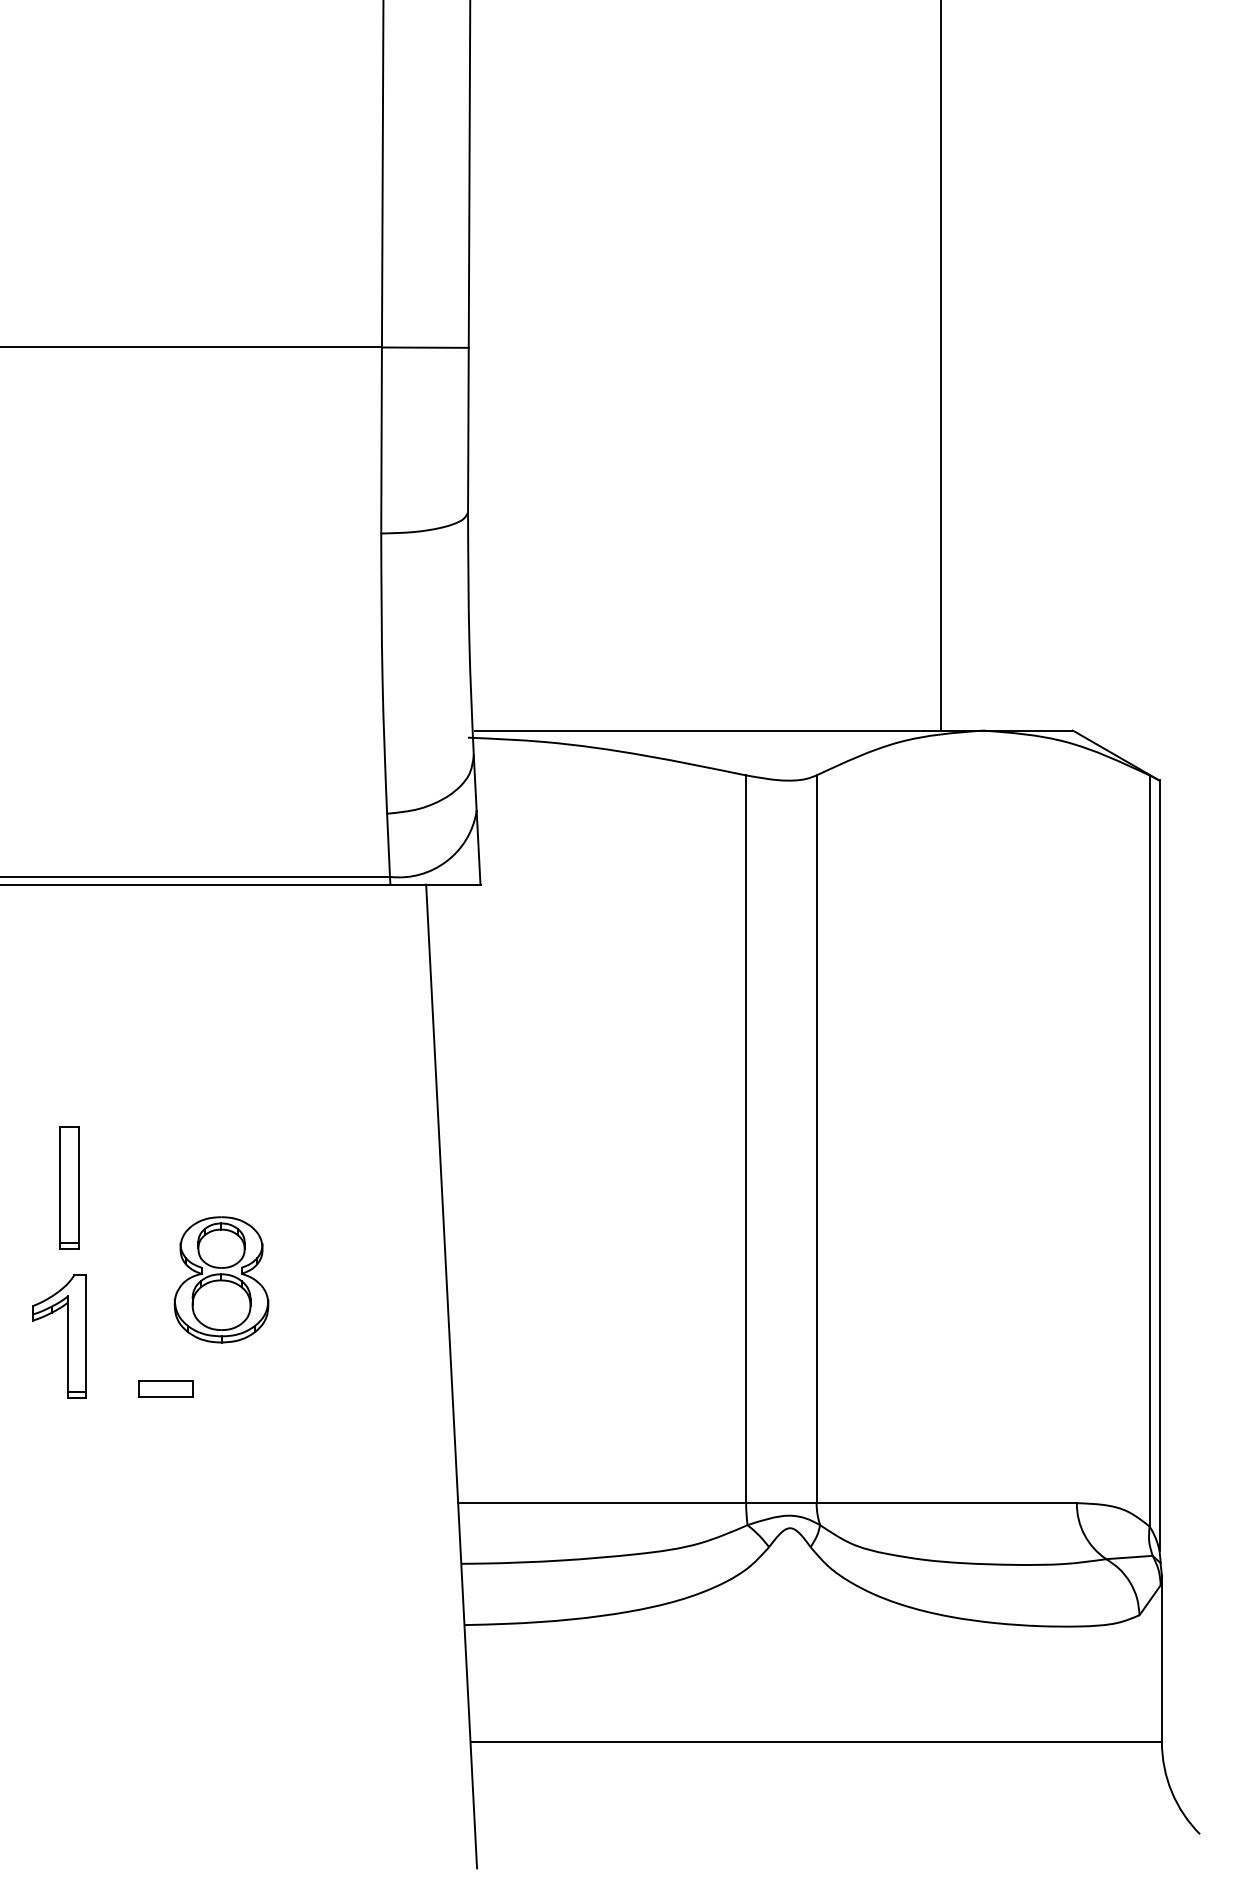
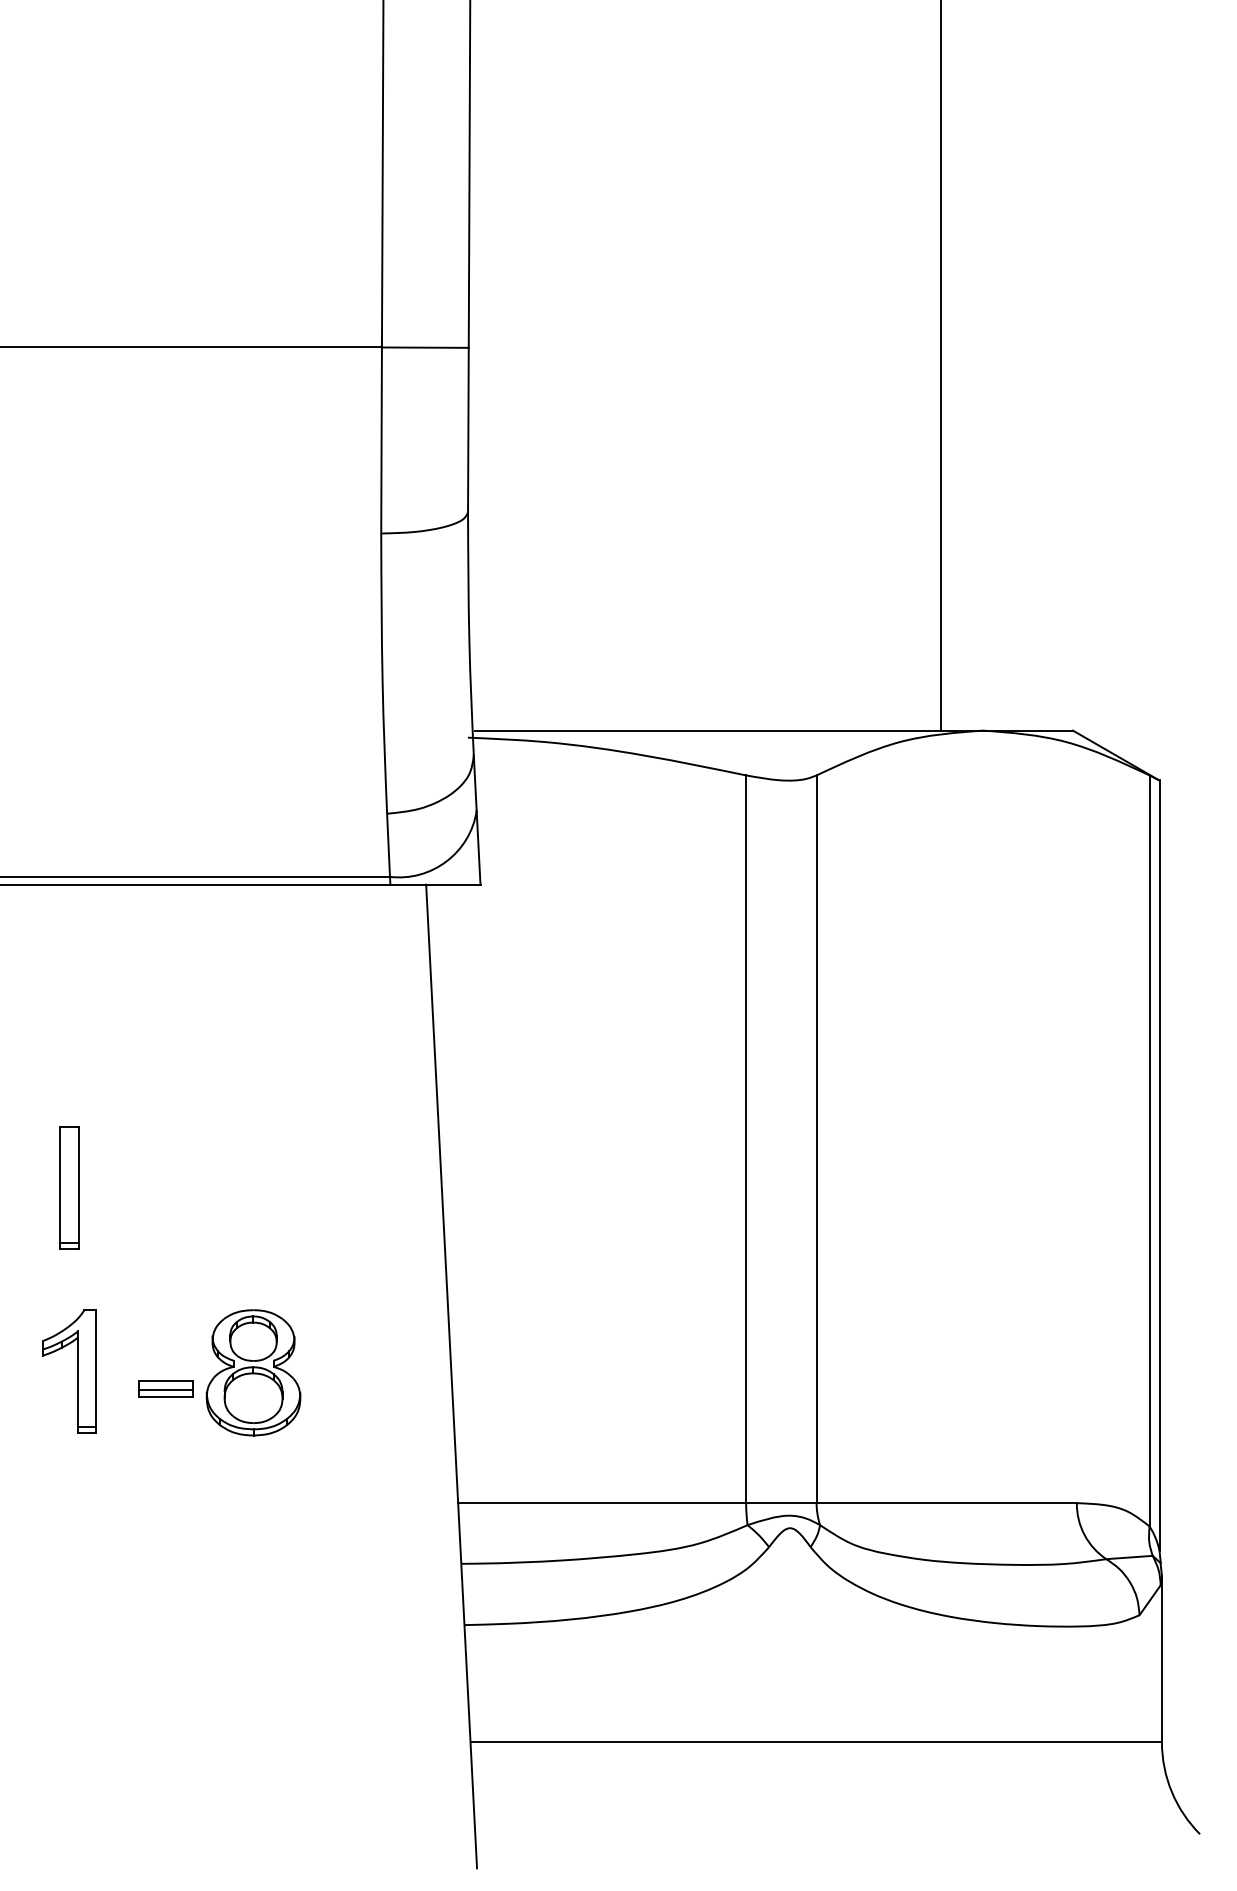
part position: (221, 1279) -> (253, 1372) (253, 1372)
part position: (67, 1336) -> (77, 1371) (77, 1371)
line: none -> present (165, 1390)
